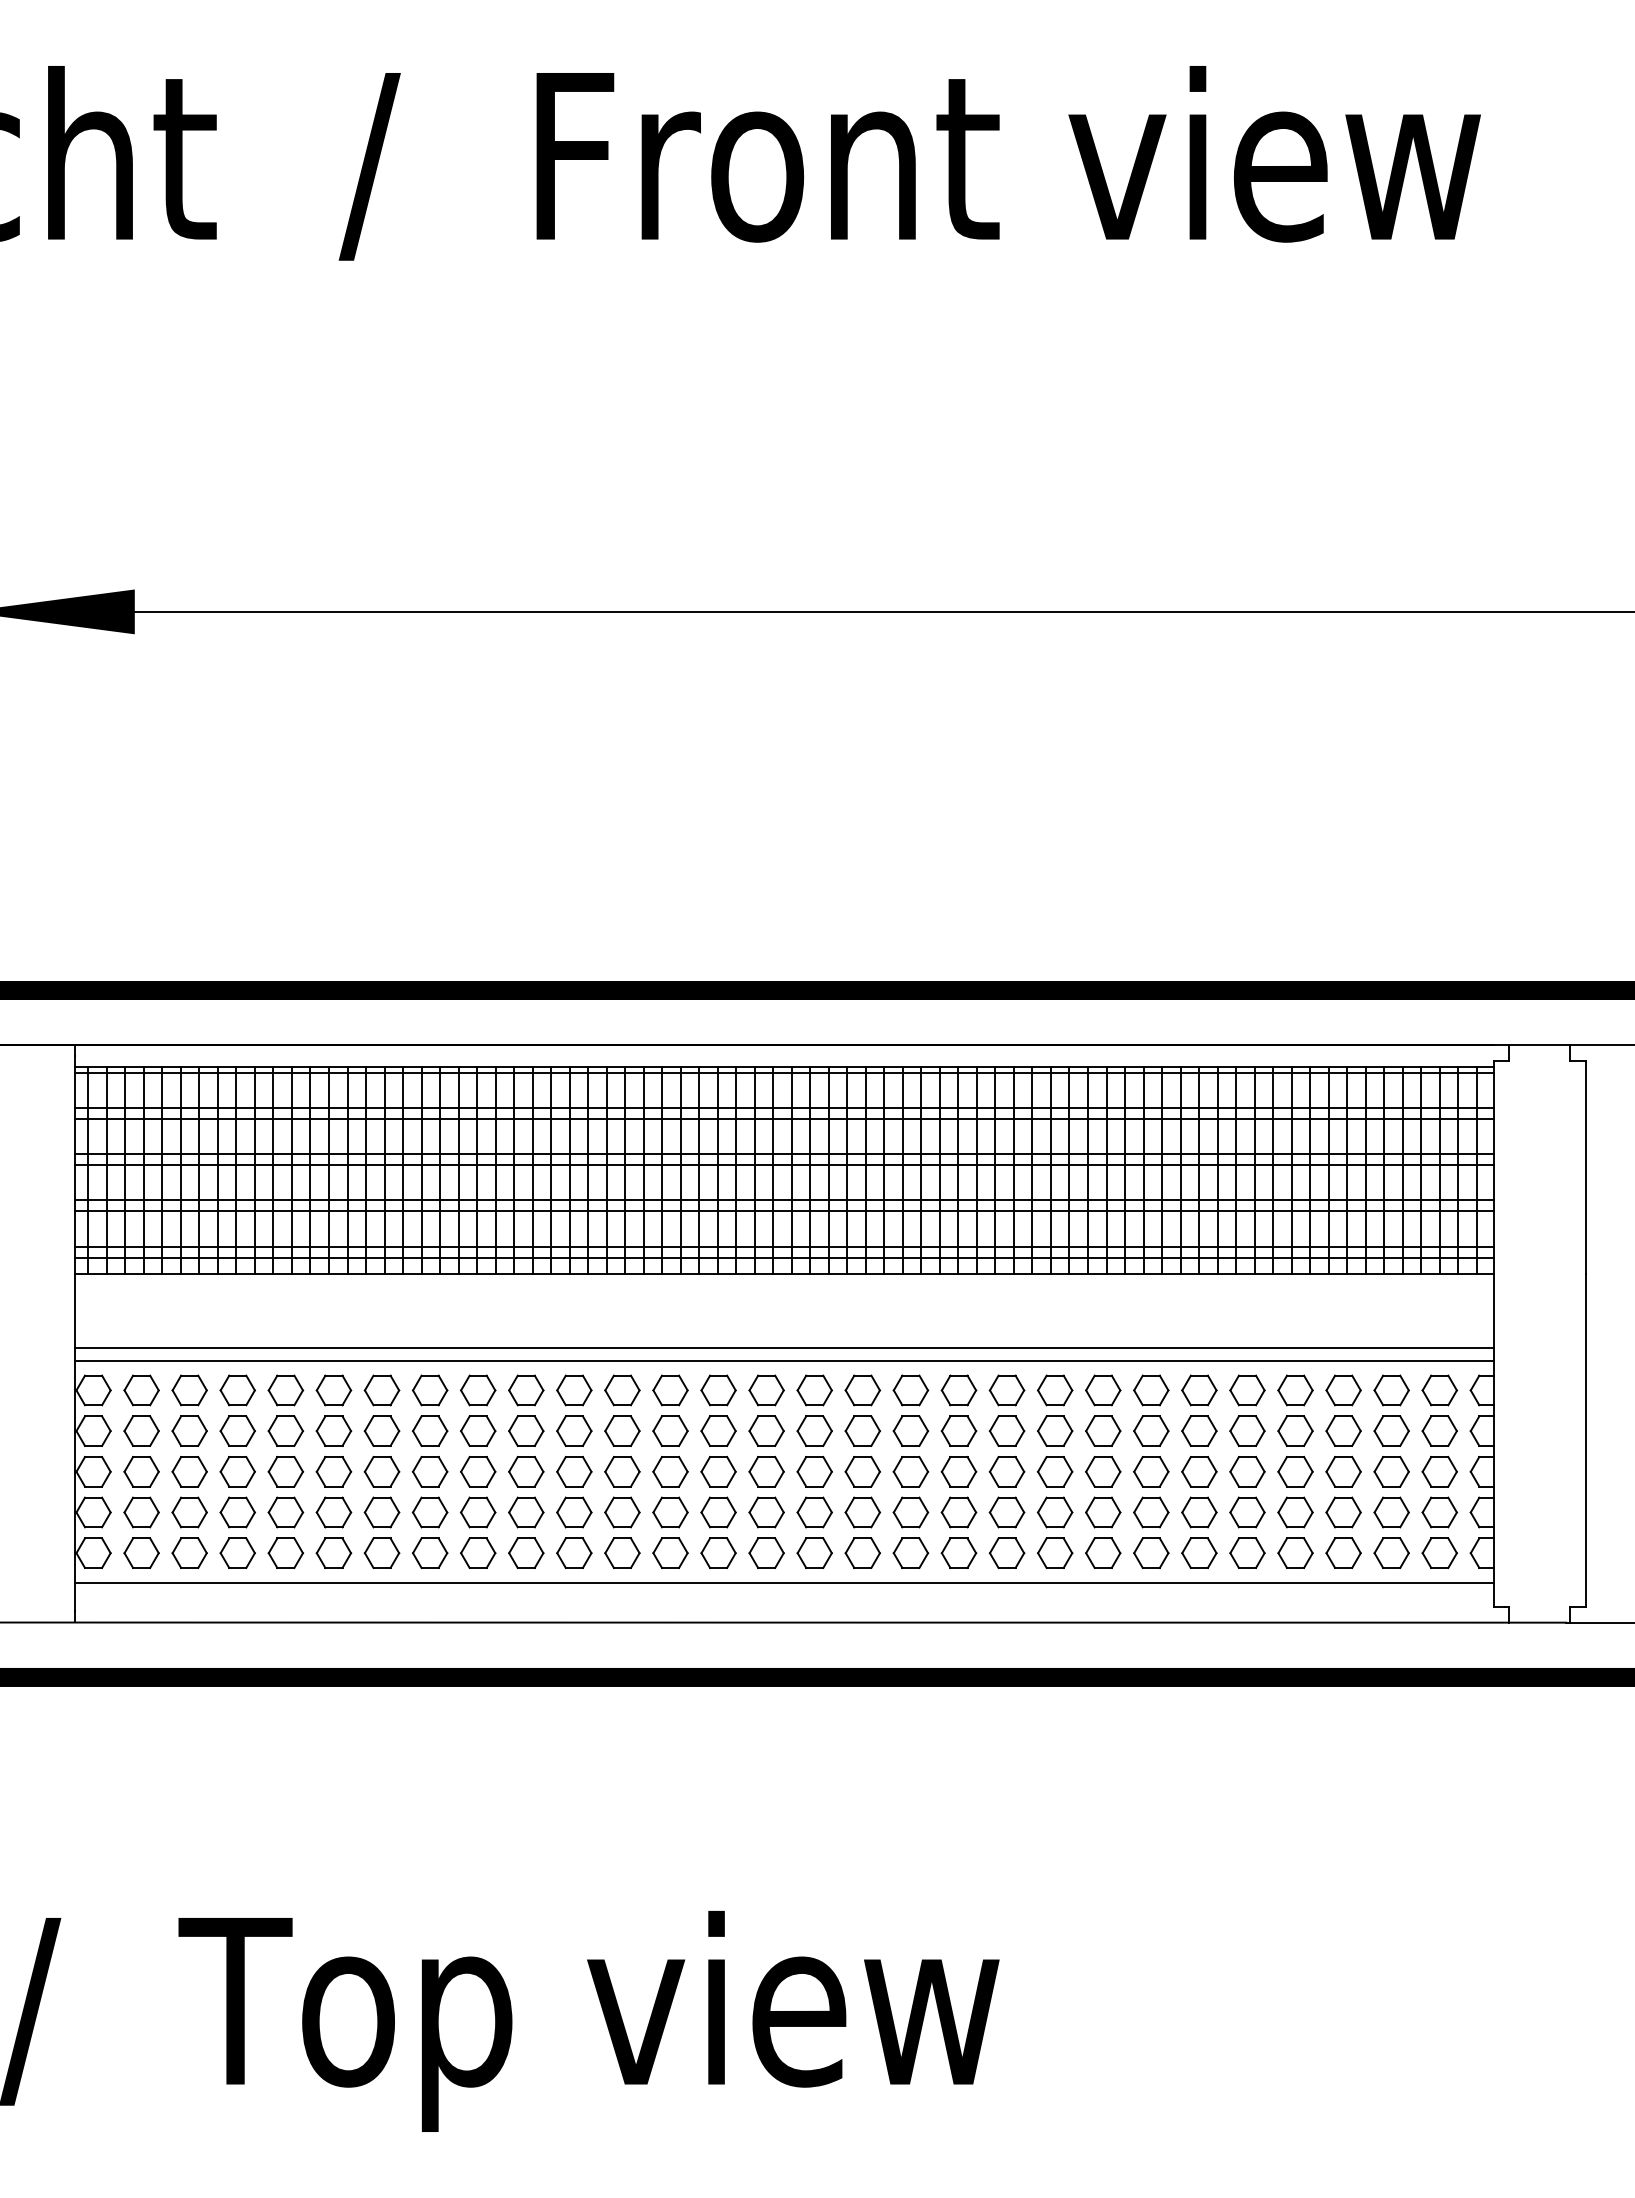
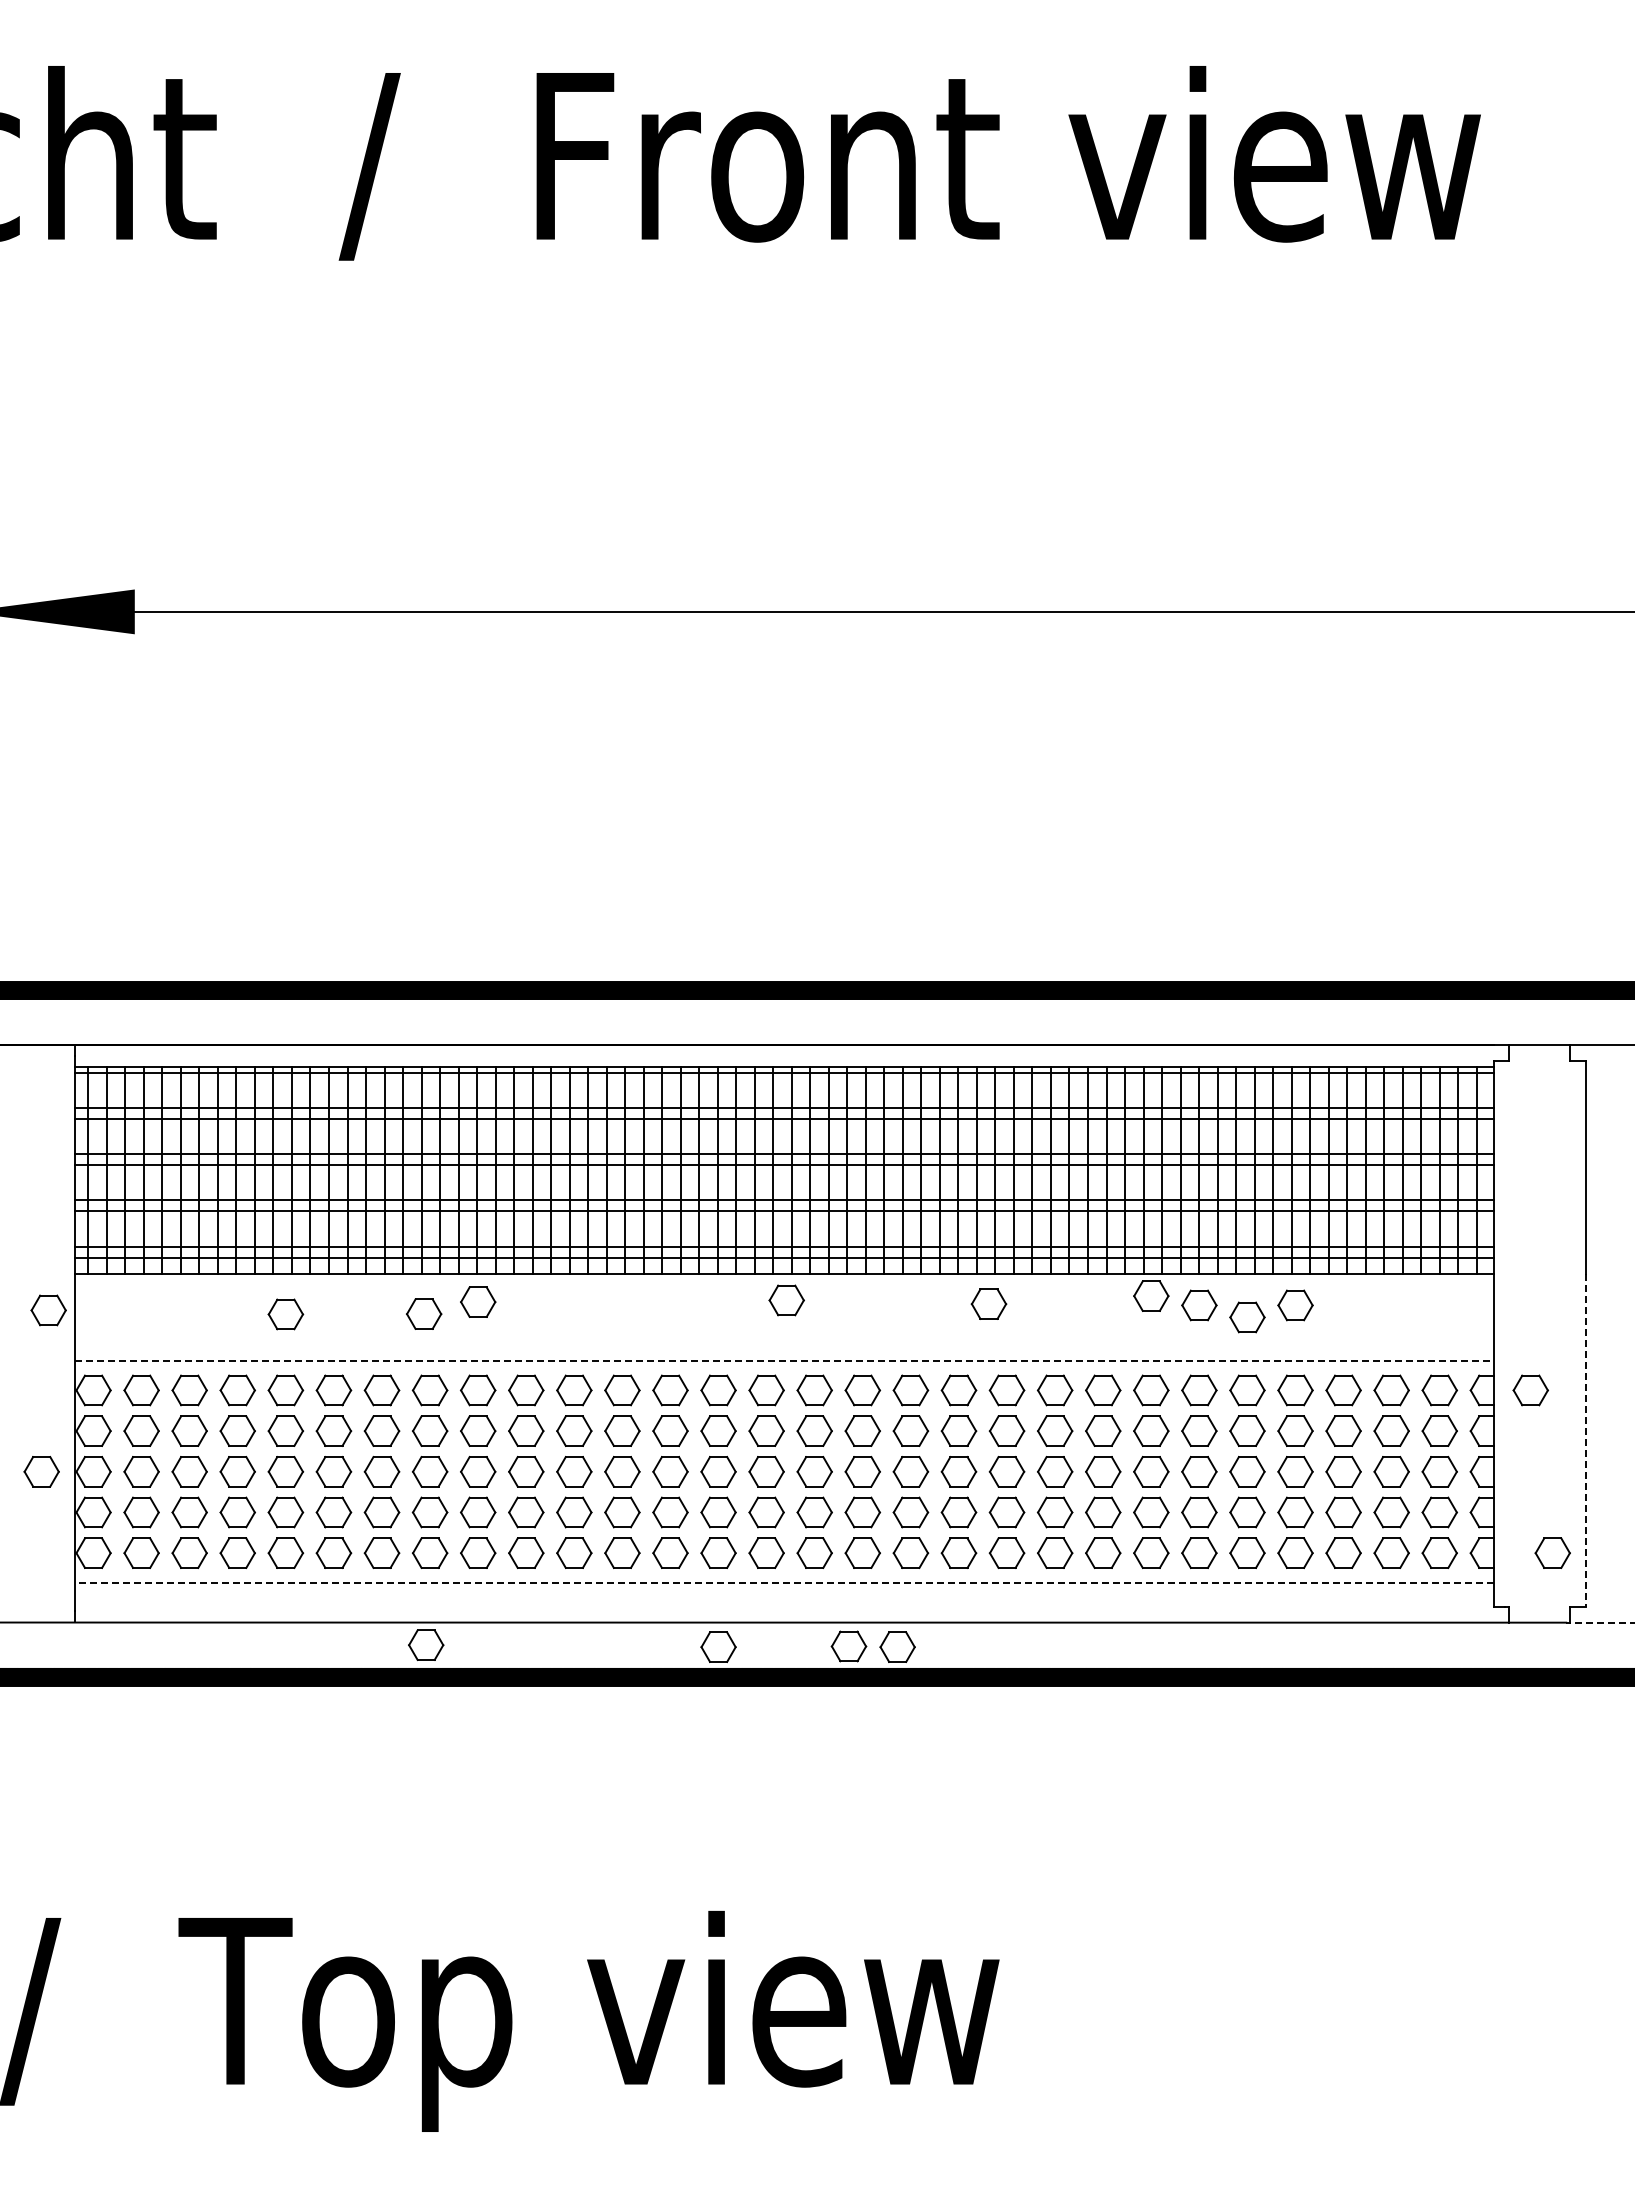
part: none -> present (1151, 1295)
part: none -> present (786, 1300)
part: none -> present (478, 1301)
part: none -> present (988, 1303)
part: none -> present (1199, 1305)
part: none -> present (1295, 1305)
part: none -> present (48, 1310)
part: none -> present (424, 1313)
part: none -> present (285, 1314)
part: none -> present (1247, 1317)
line: present -> none (784, 1348)
line: solid -> dashed (785, 1360)
part: none -> present (1530, 1390)
line: solid -> dashed (1586, 1441)
part: none -> present (41, 1471)
part: none -> present (1552, 1552)
line: solid -> dashed (784, 1582)
line: solid -> dashed (1600, 1622)
part: none -> present (426, 1644)
part: none -> present (718, 1646)
part: none -> present (848, 1646)
part: none -> present (897, 1646)
